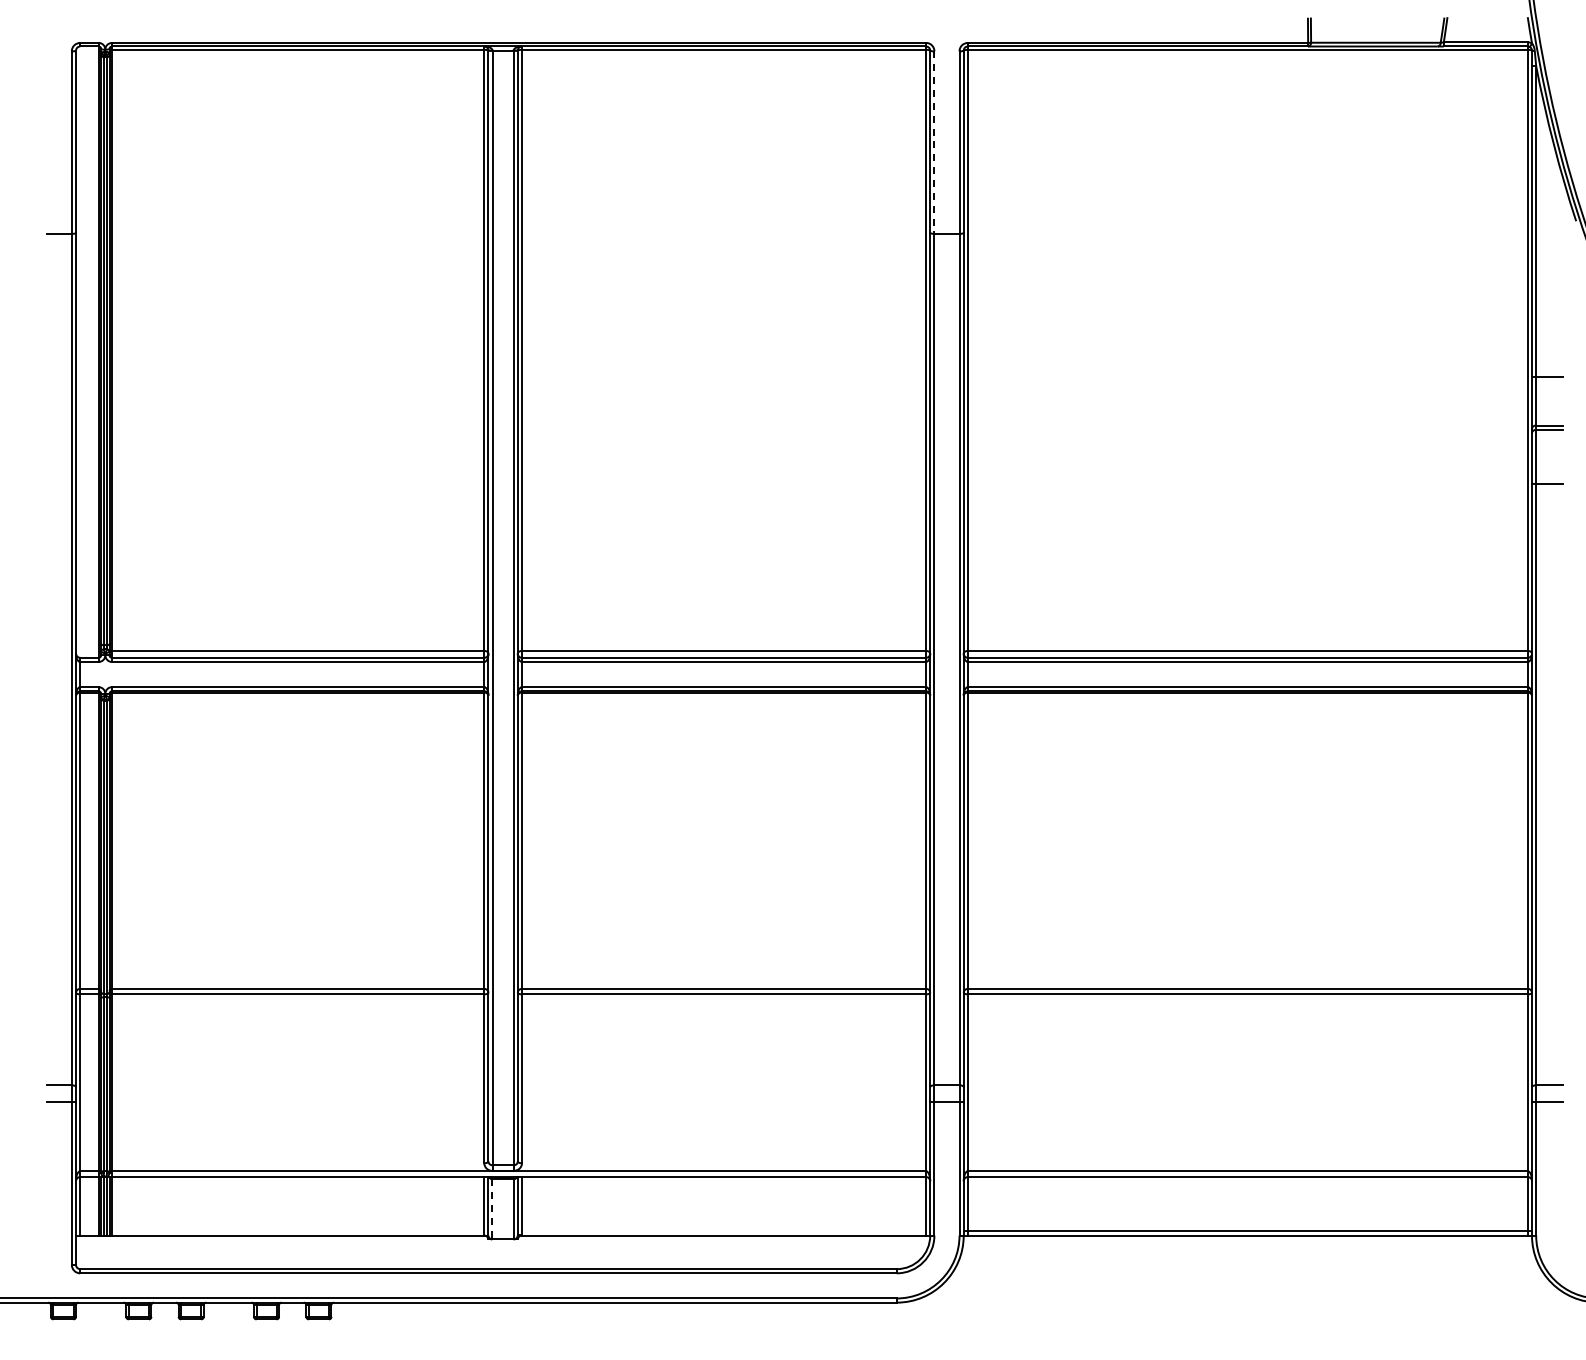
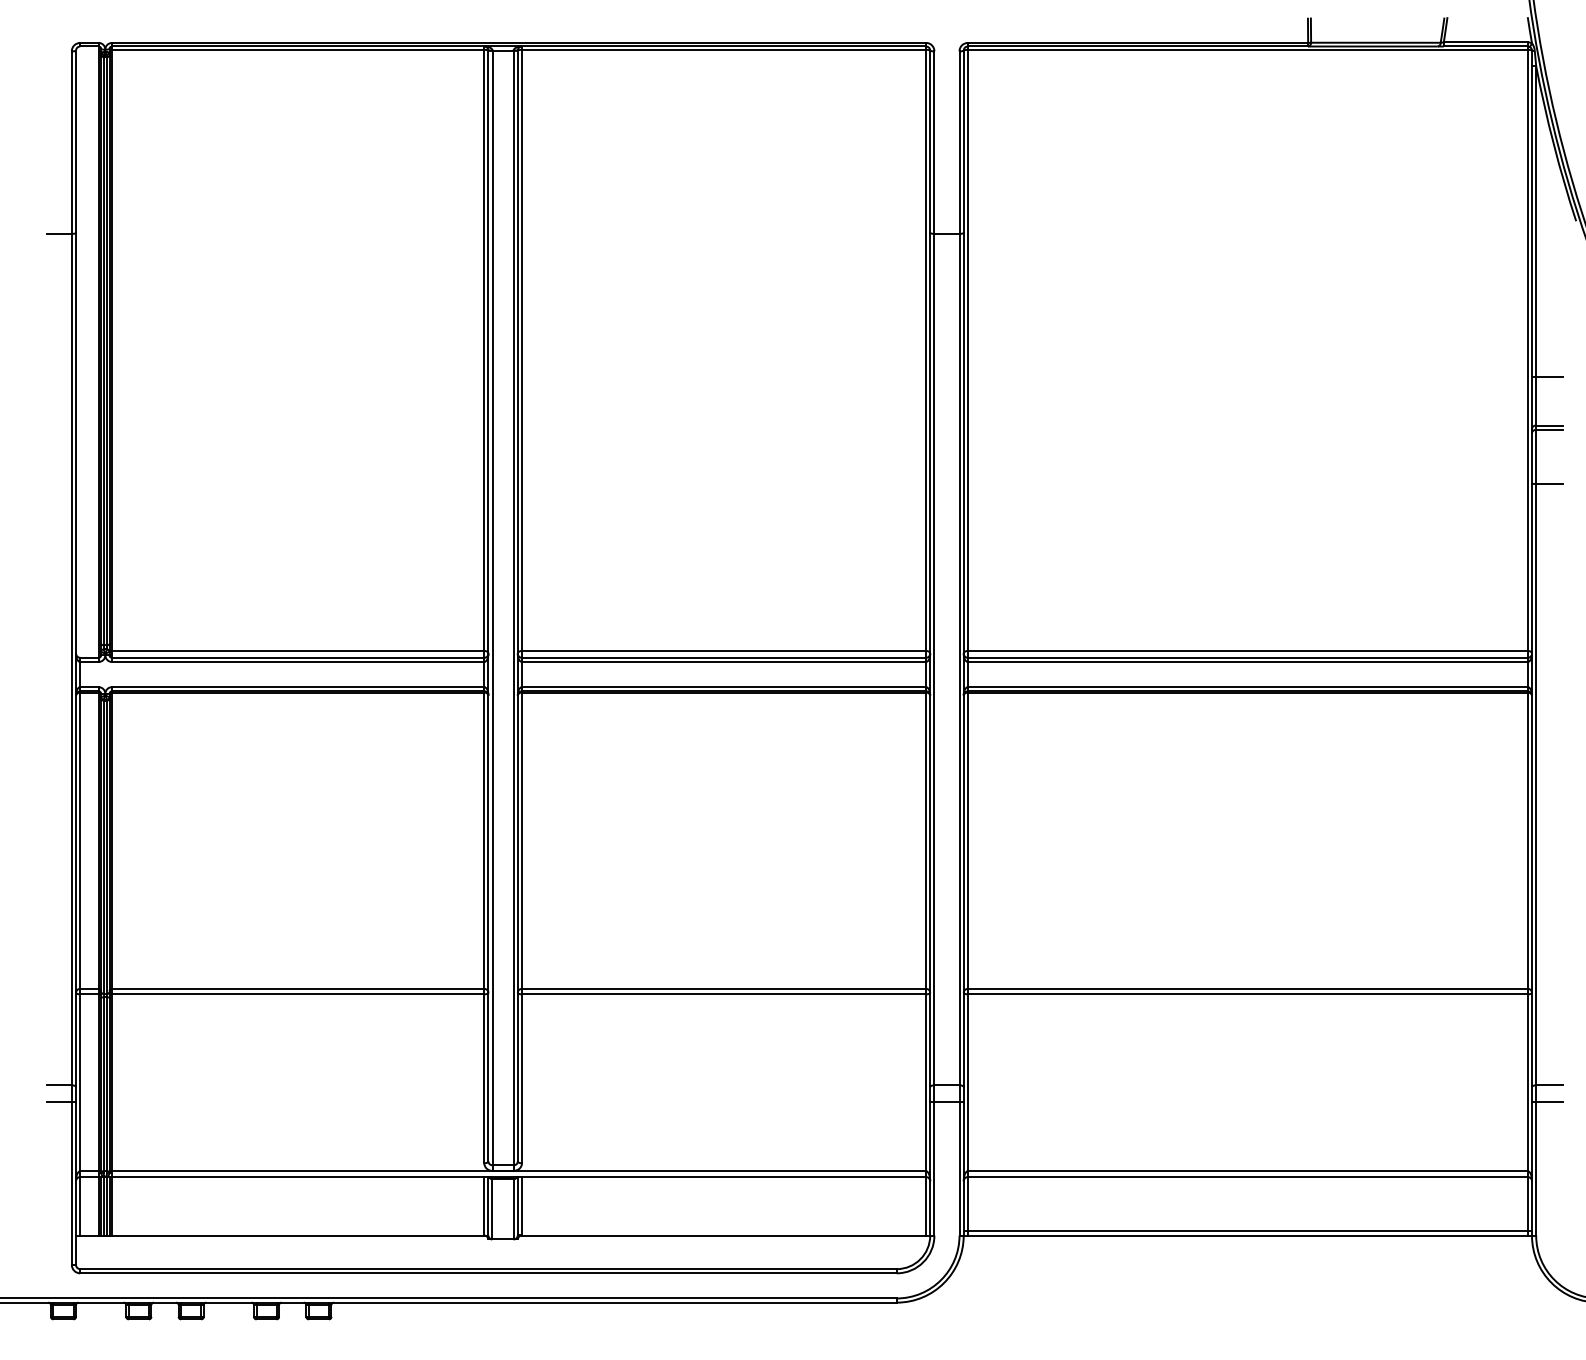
line: dashed -> solid (934, 143)
line: dashed -> solid (492, 1209)
